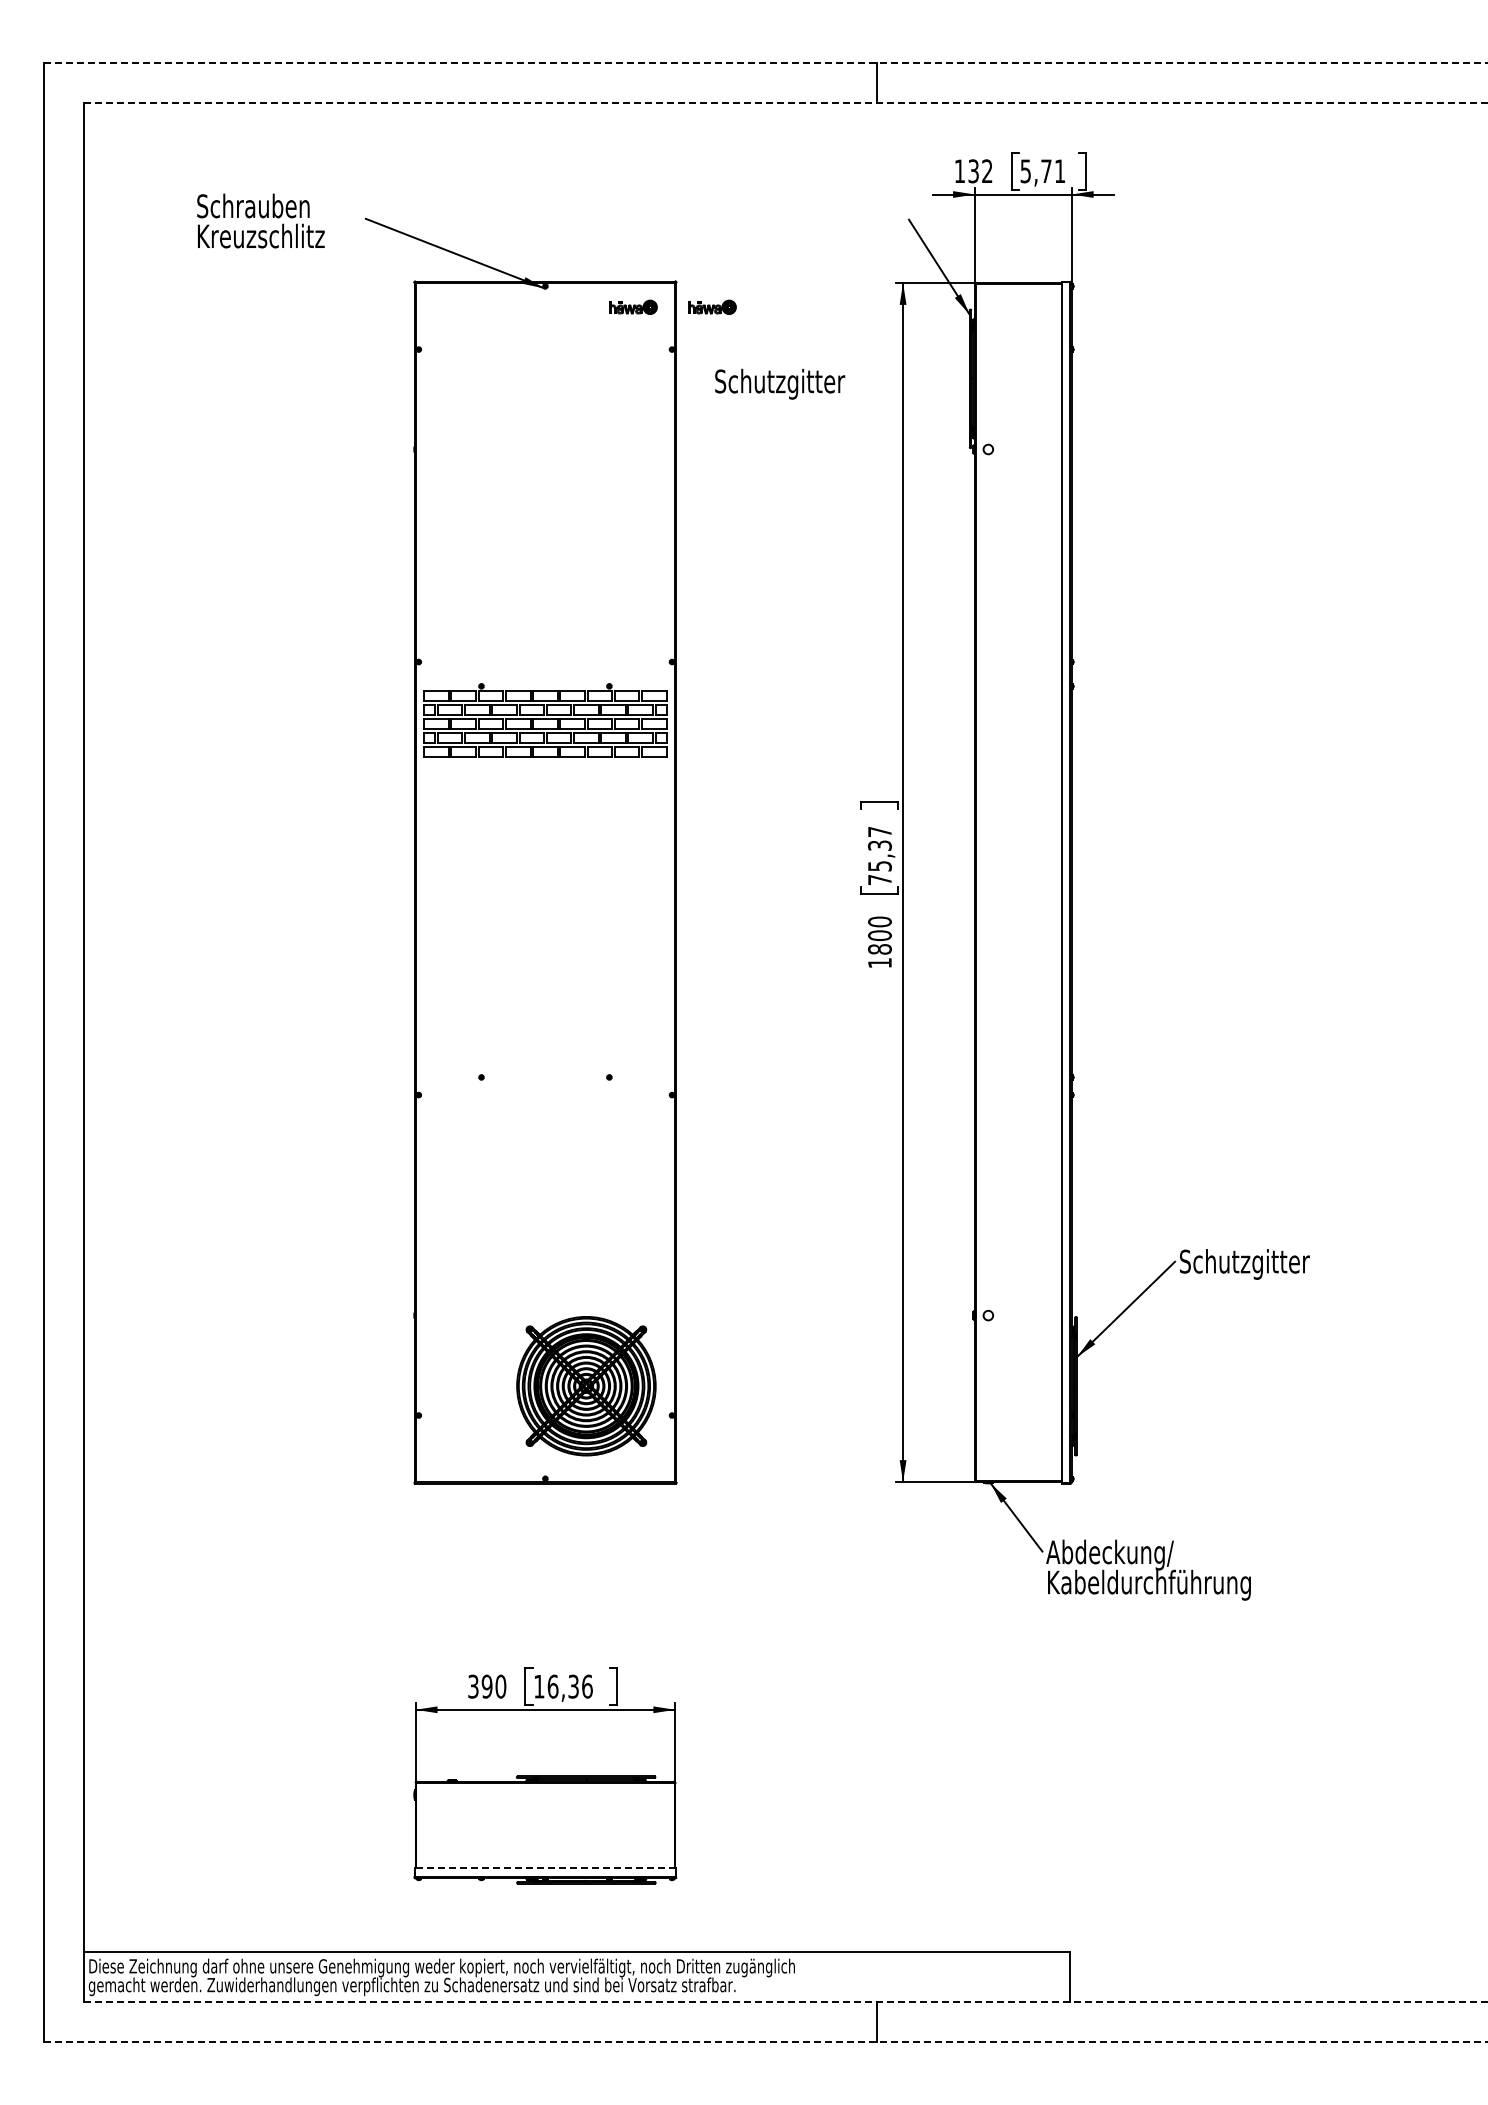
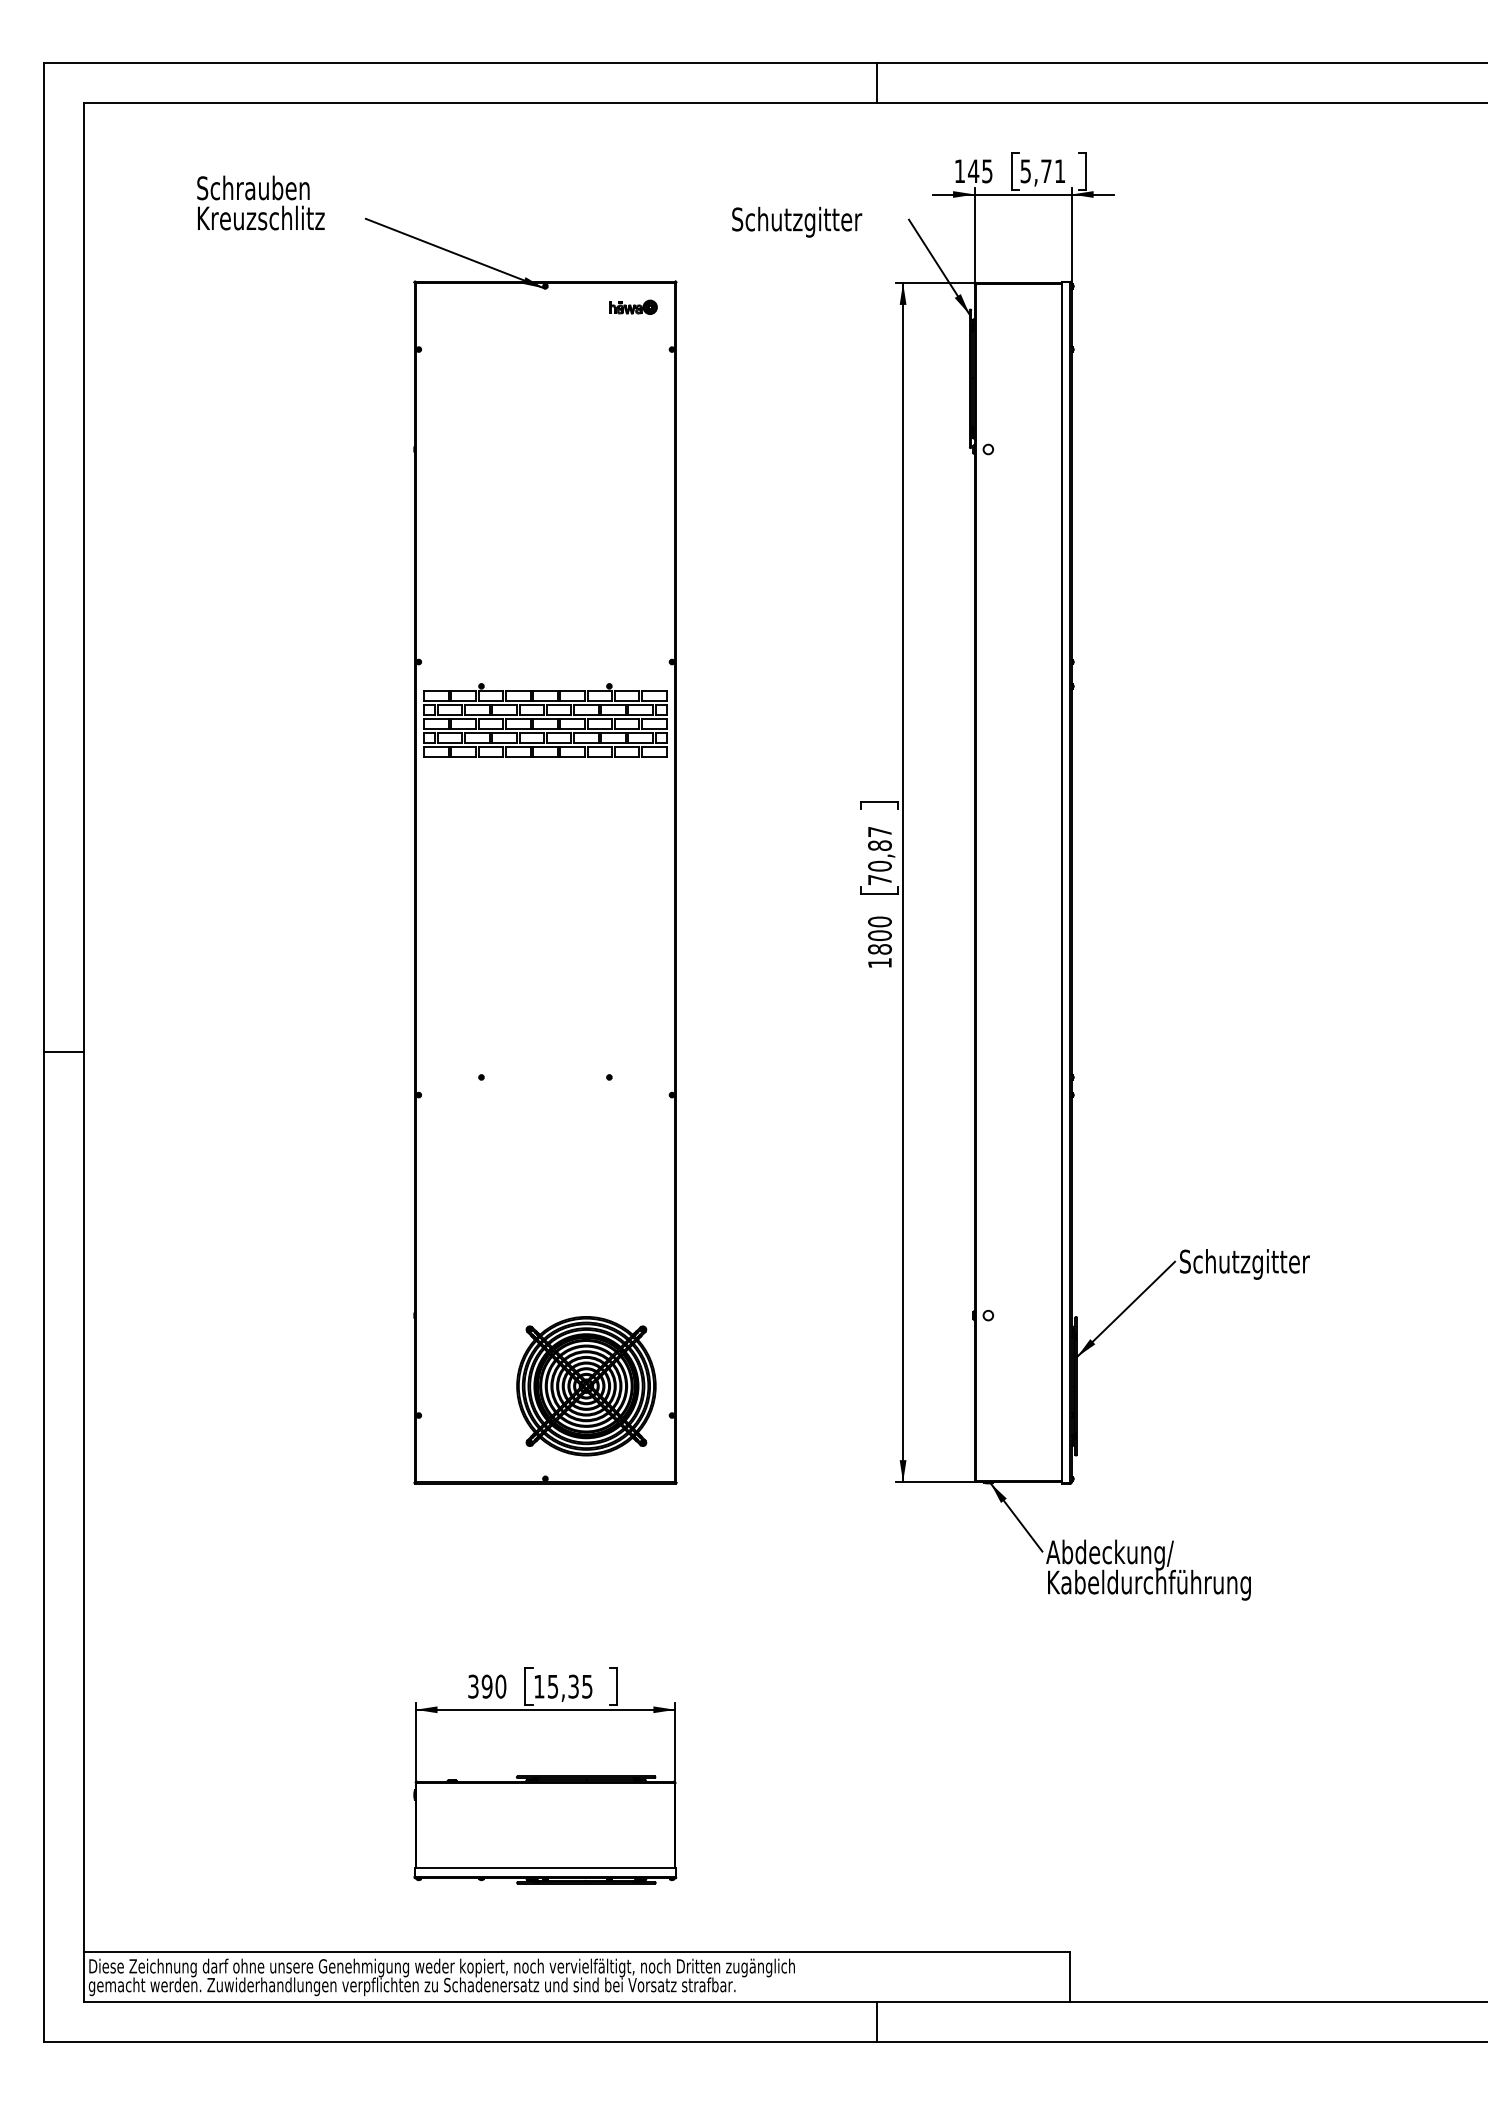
line: dashed -> solid (766, 63)
line: dashed -> solid (786, 103)
text: 132 -> 145 (980, 171)
text position: (260, 220) -> (260, 202) (260, 202)
part: present -> none (712, 306)
text position: (780, 383) -> (797, 221) (797, 221)
text: 75,37 -> 70,87 (879, 855)
line: none -> present (64, 1052)
text: 16,36 -> 15,35 (569, 1686)
line: dashed -> solid (544, 1868)
line: dashed -> solid (786, 2001)
line: dashed -> solid (766, 2041)
